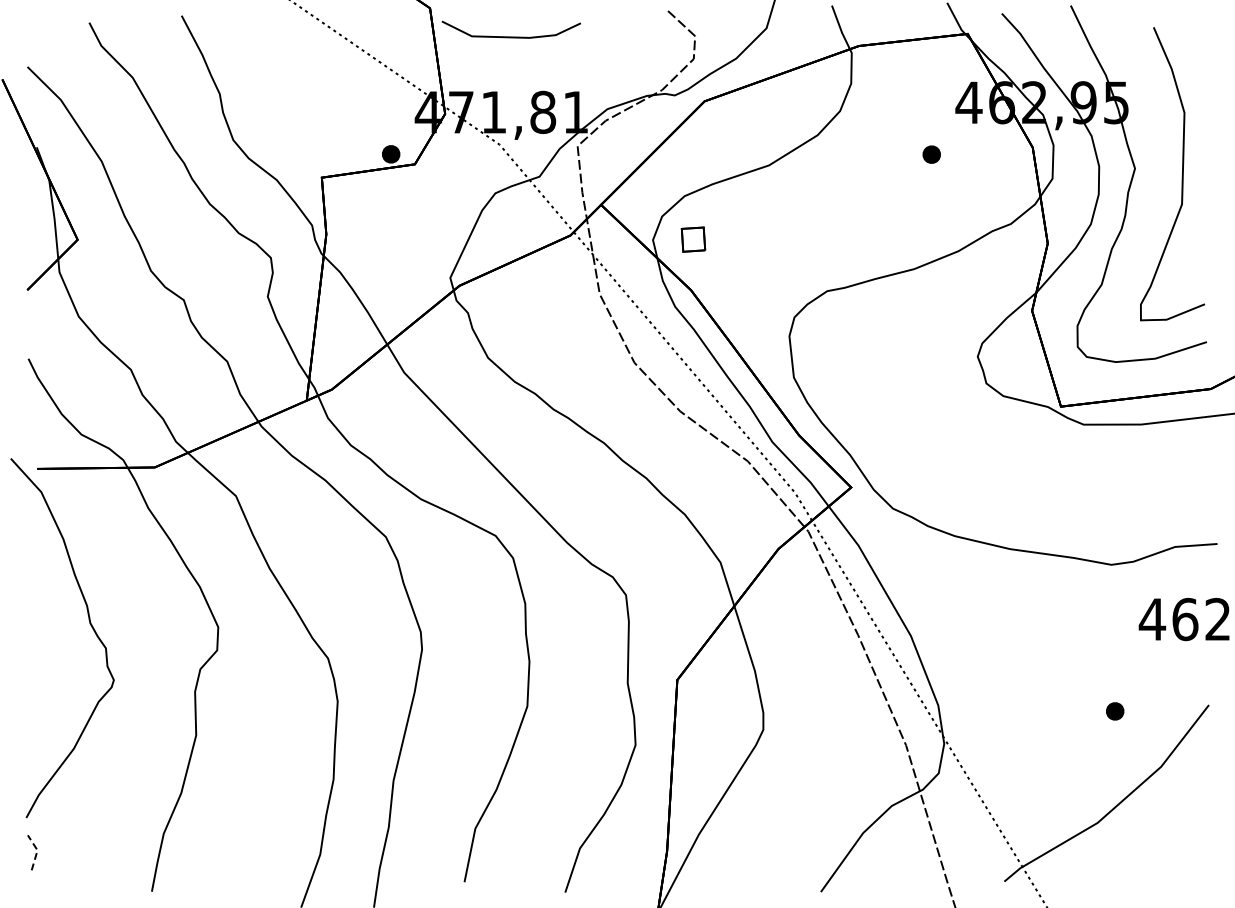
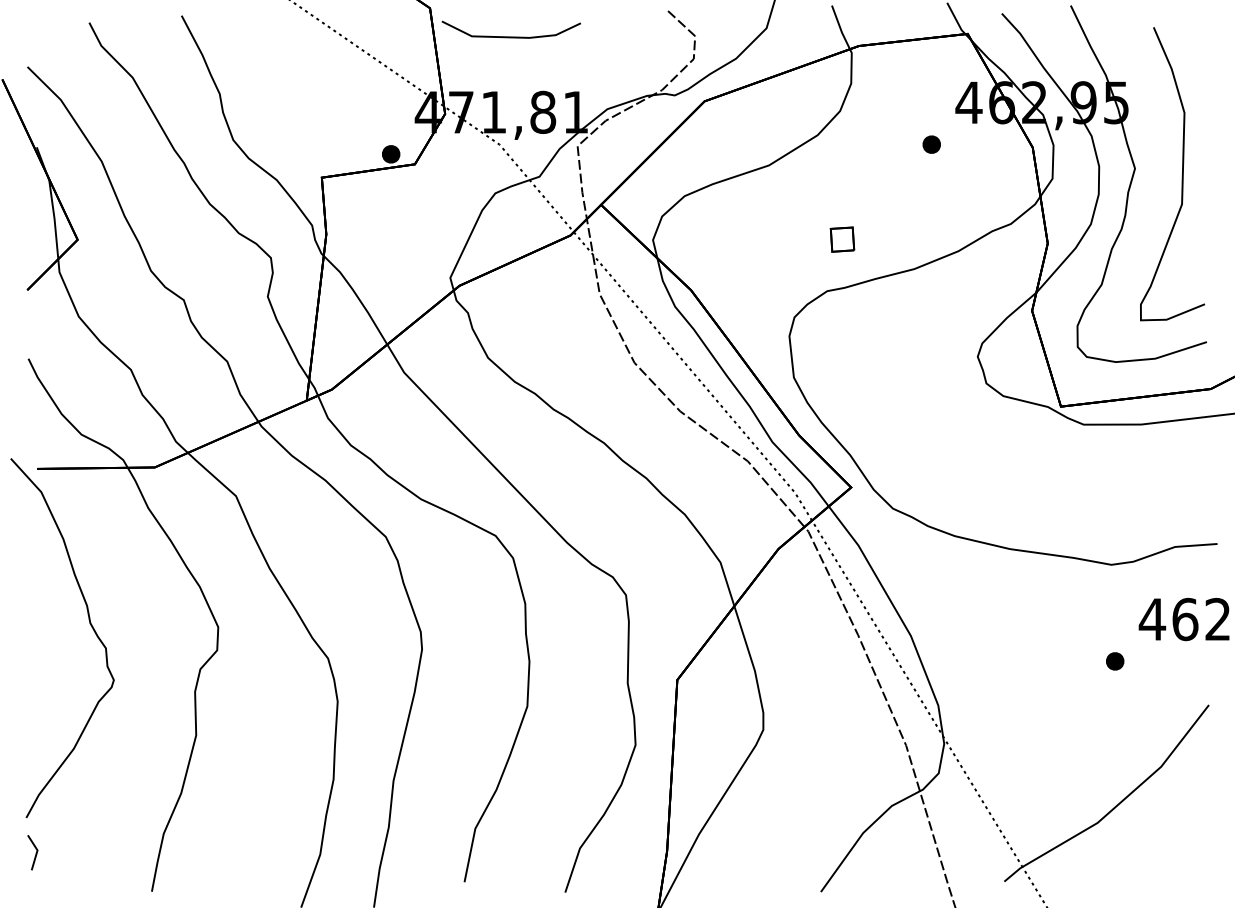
part position: (931, 154) -> (931, 144) (931, 144)
part position: (693, 239) -> (842, 239) (842, 239)
part position: (1115, 711) -> (1115, 661) (1115, 661)
line: dashed -> solid (37, 851)
